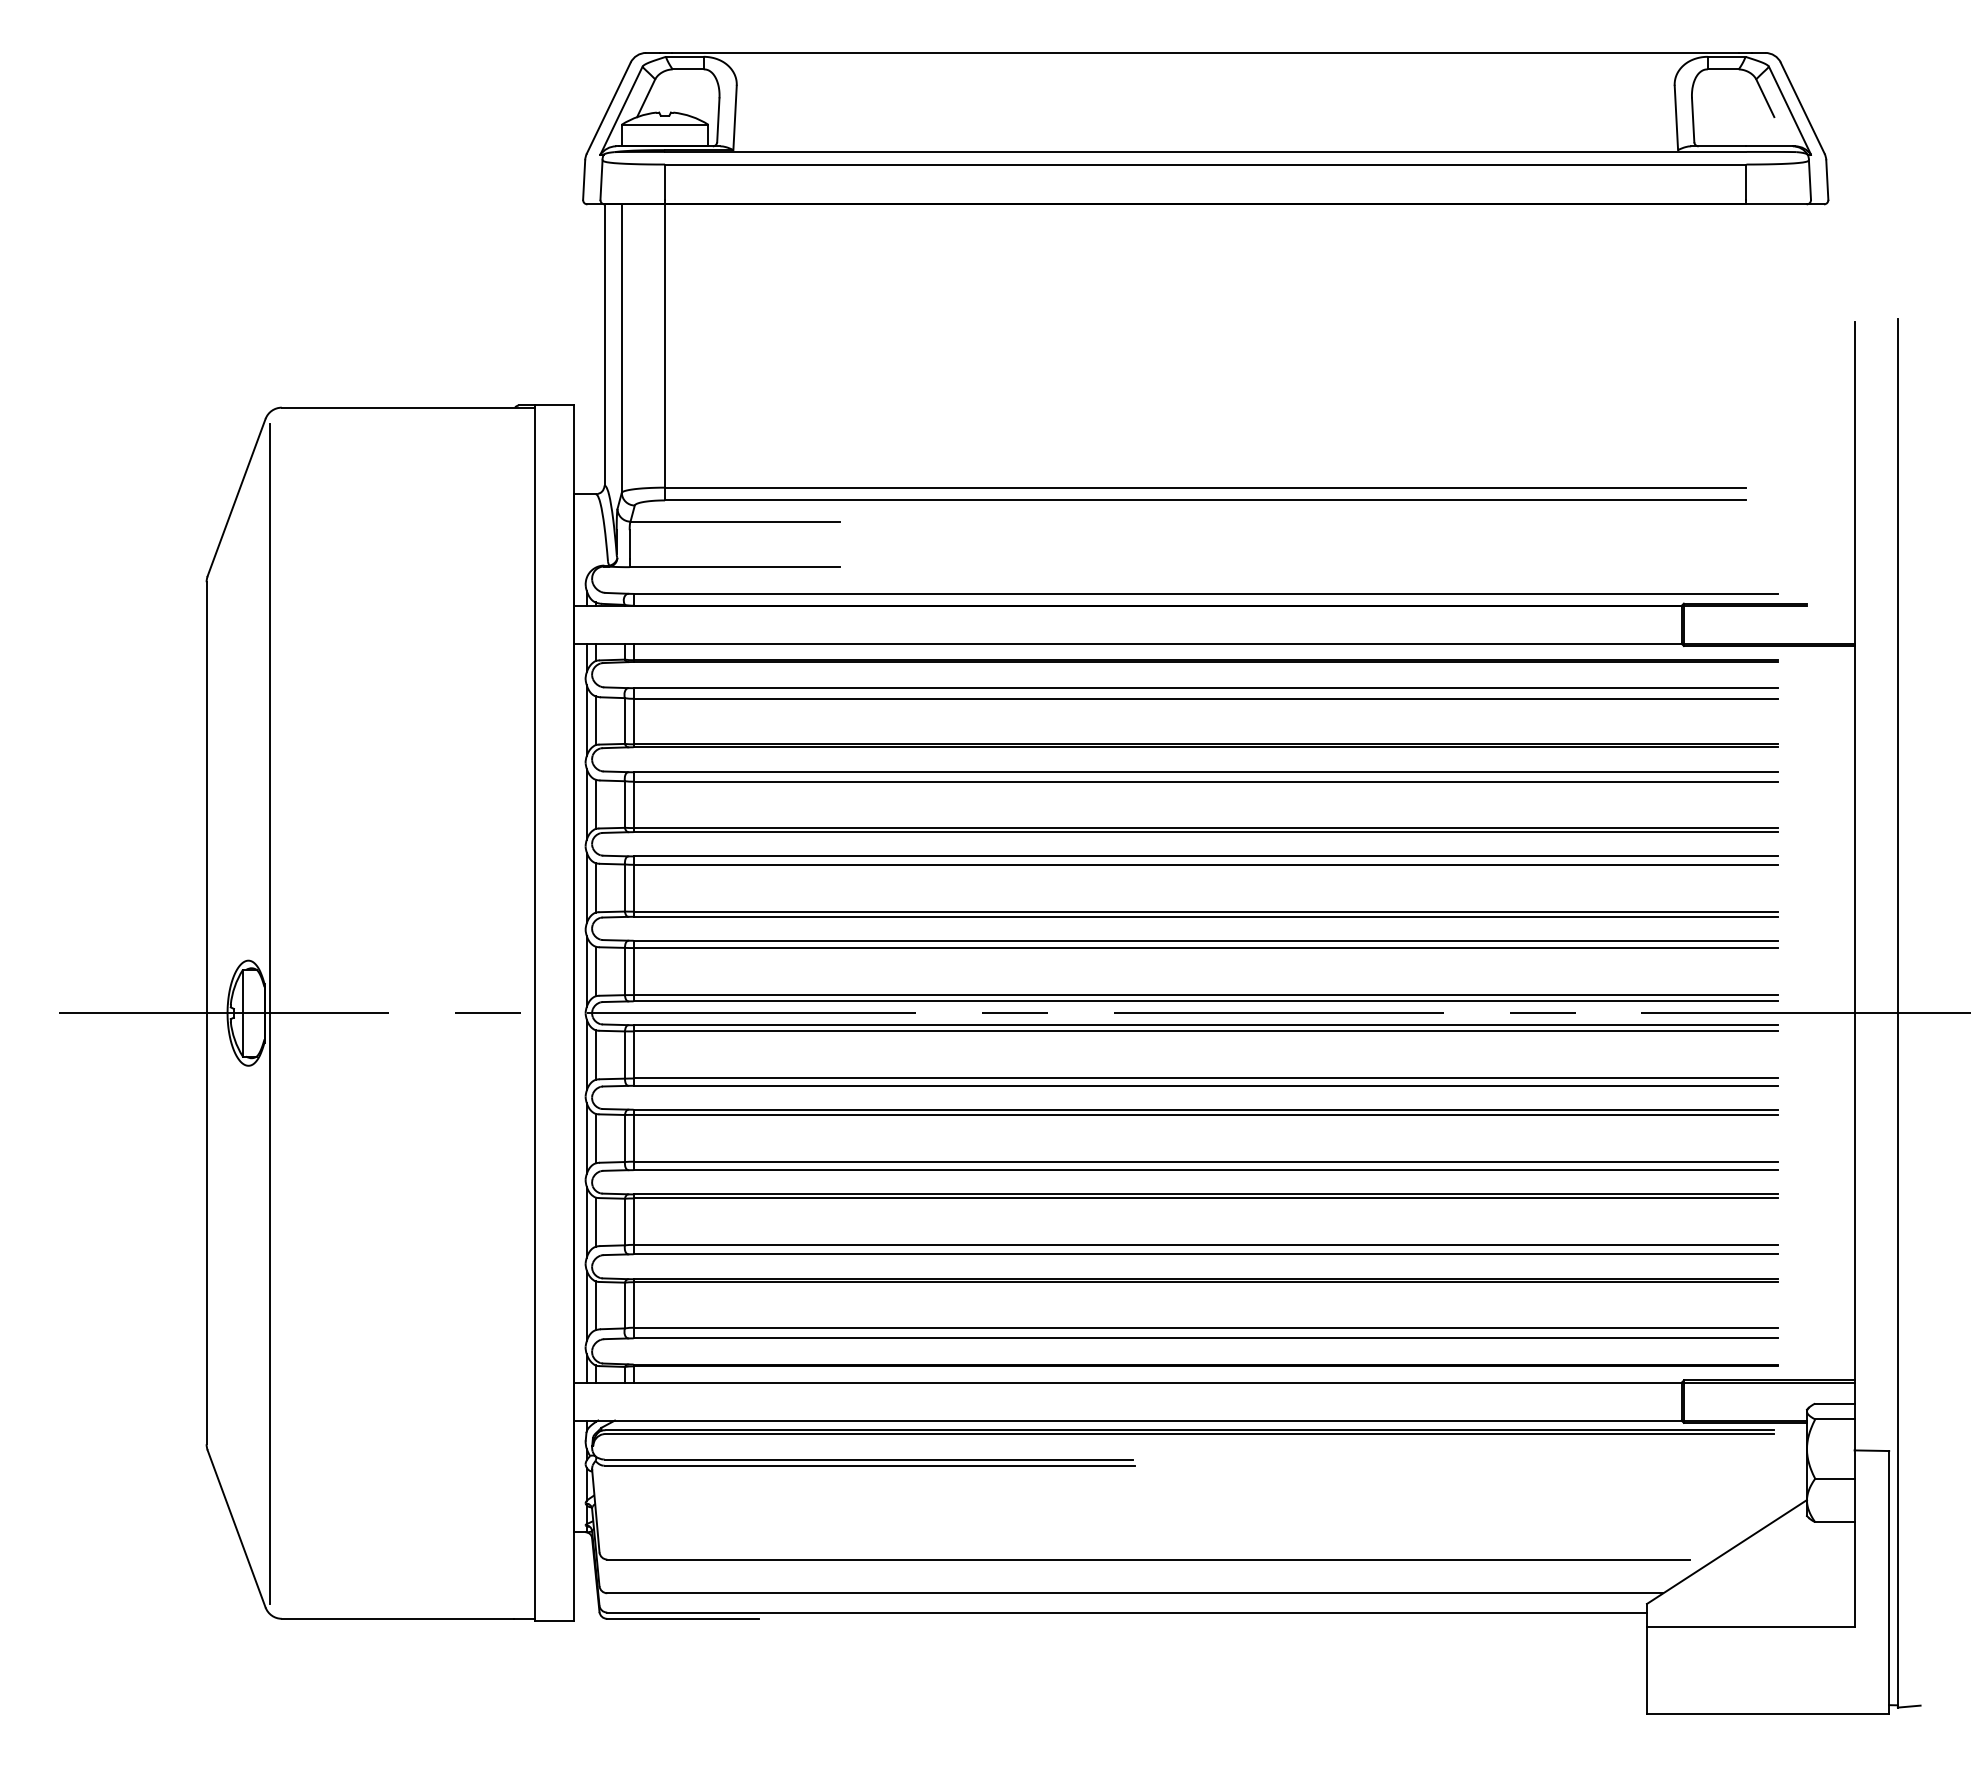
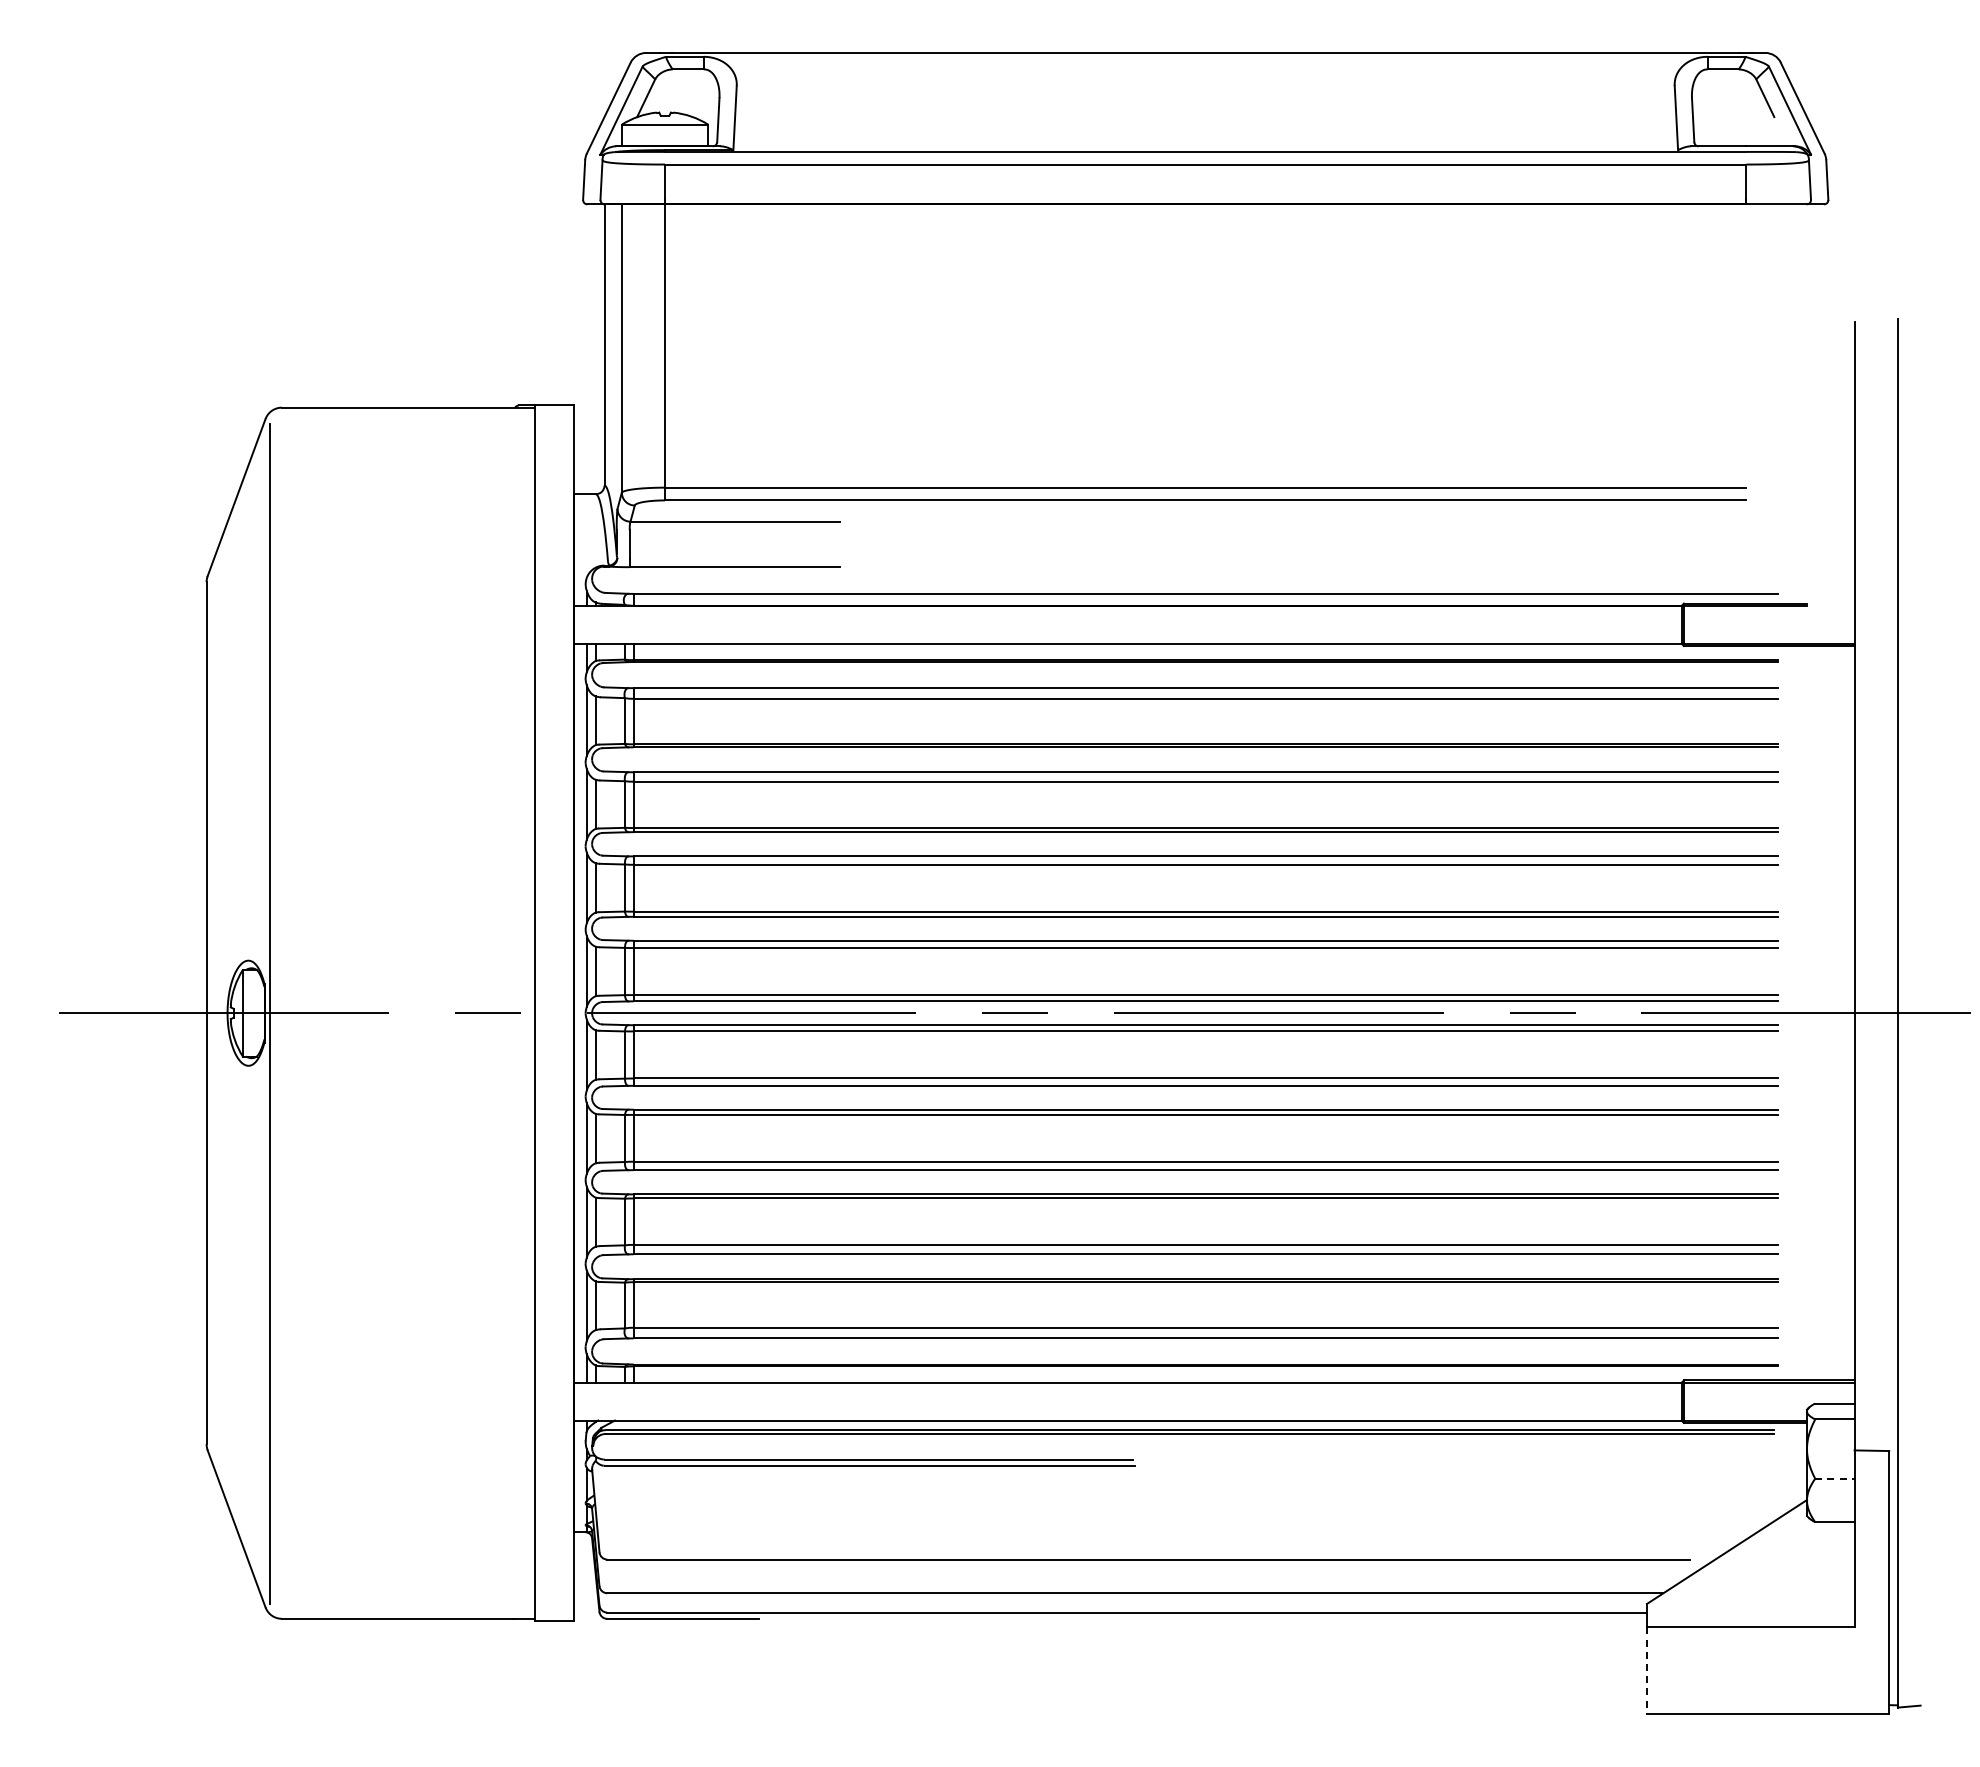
line: solid -> dashed (1834, 1478)
line: solid -> dashed (1646, 1671)
